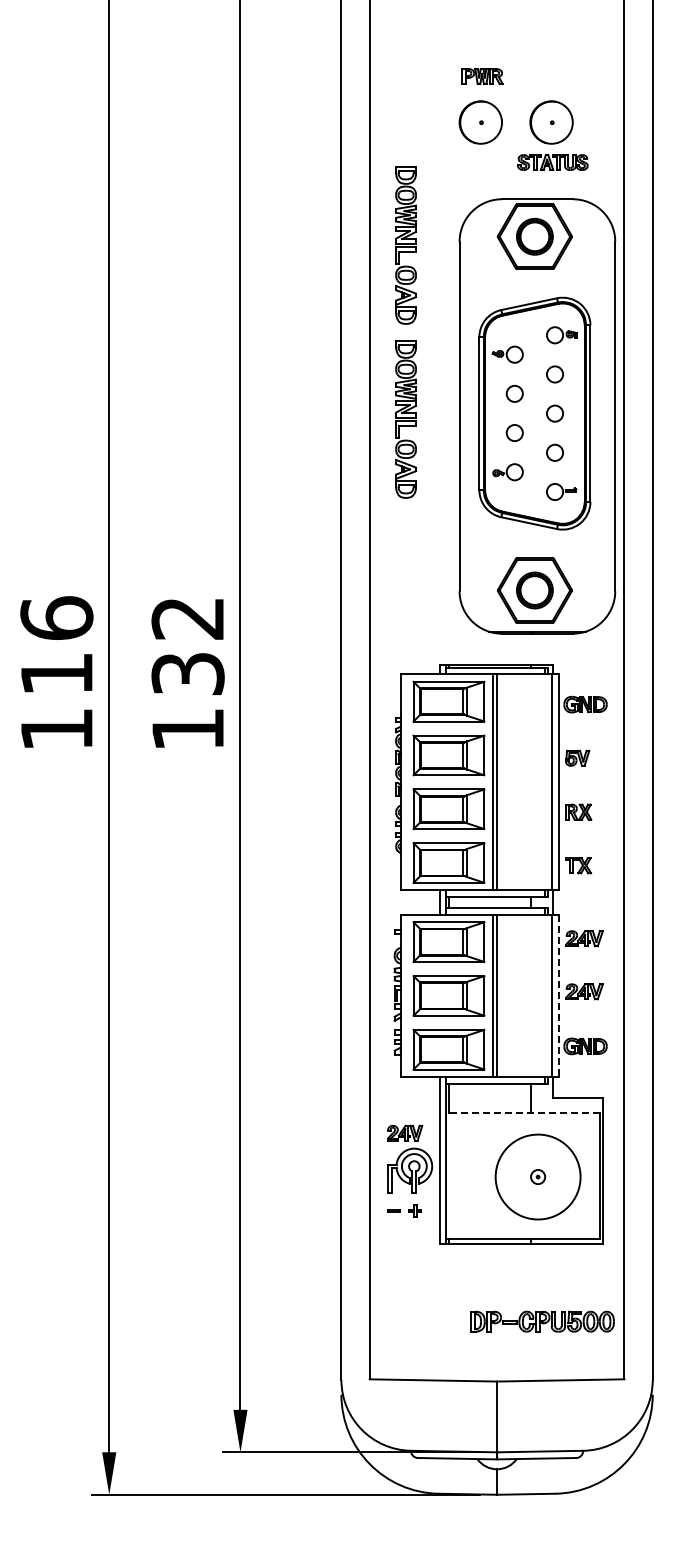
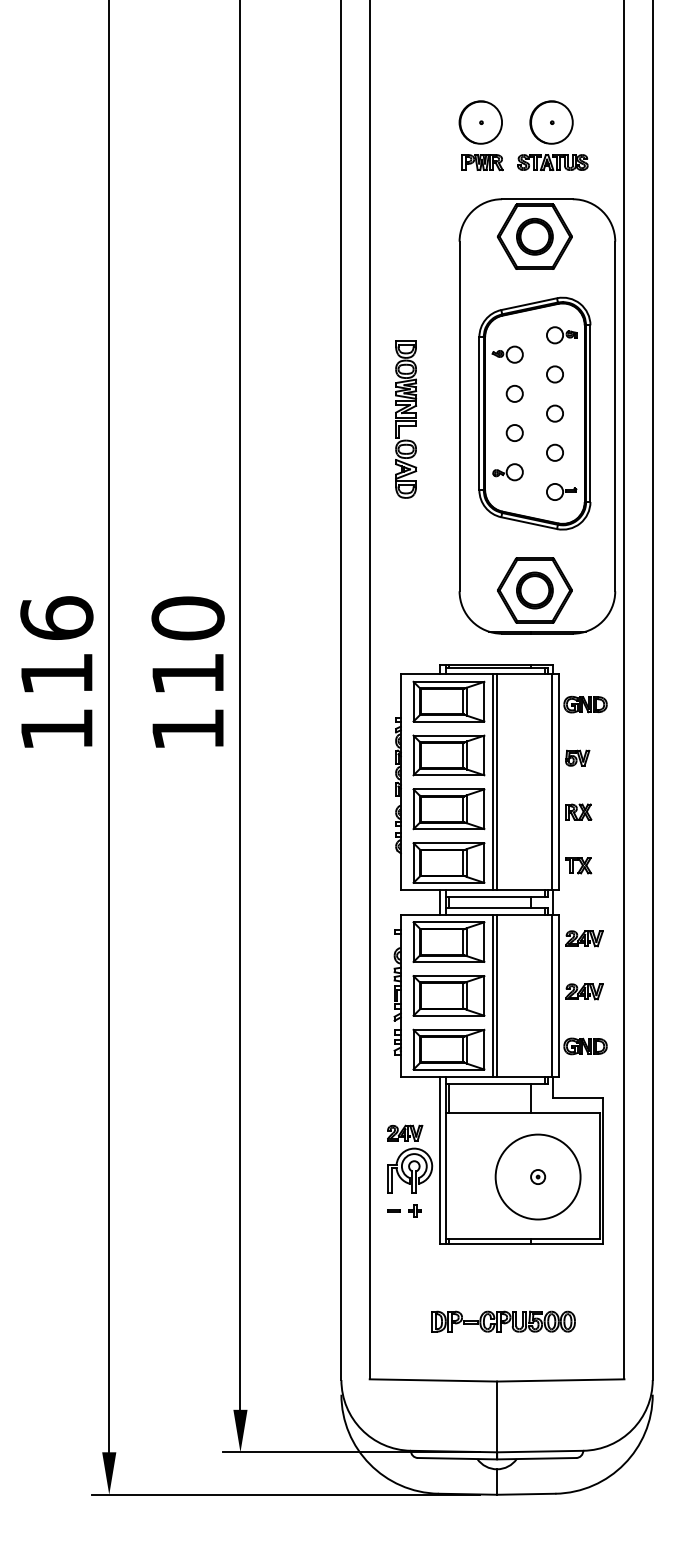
part position: (482, 76) -> (482, 162) (482, 162)
part: present -> none (406, 245)
text: 132 -> 110 (187, 645)
line: dashed -> solid (559, 996)
line: dashed -> solid (522, 1113)
part position: (542, 1321) -> (503, 1321) (503, 1321)
